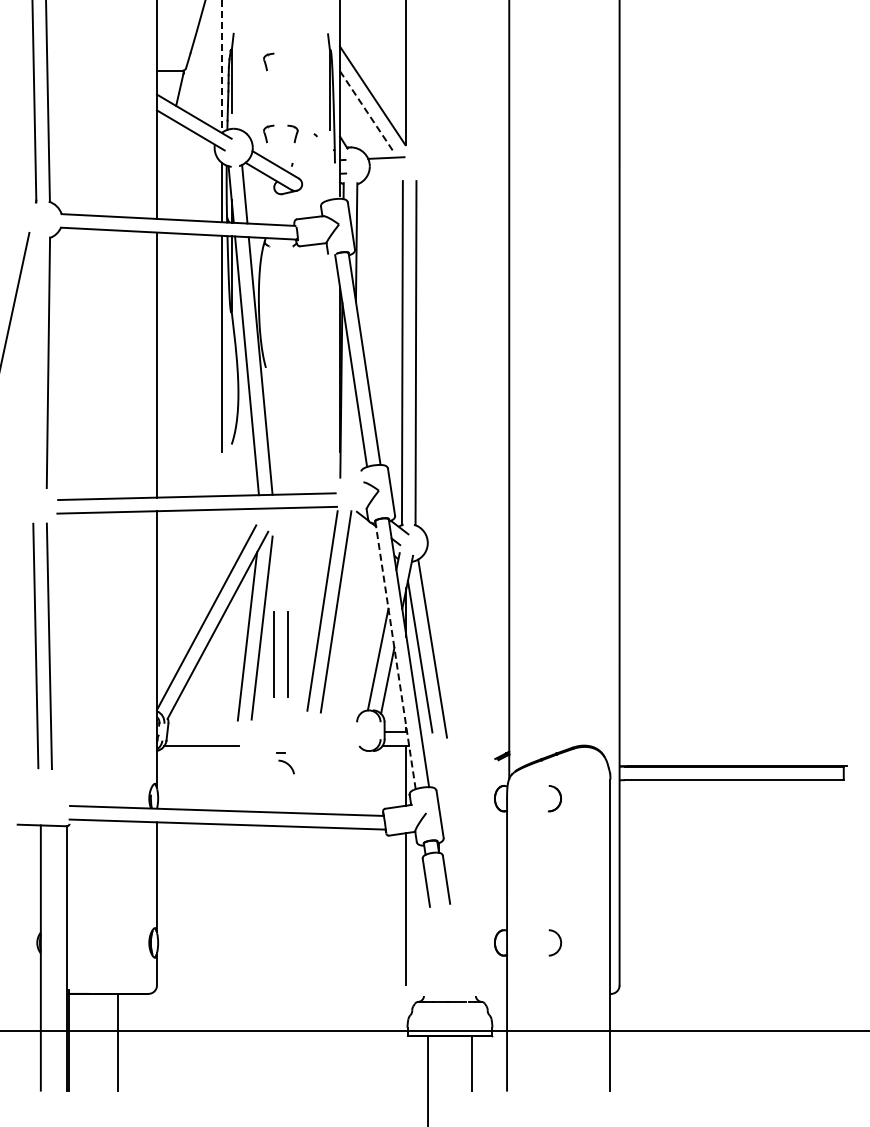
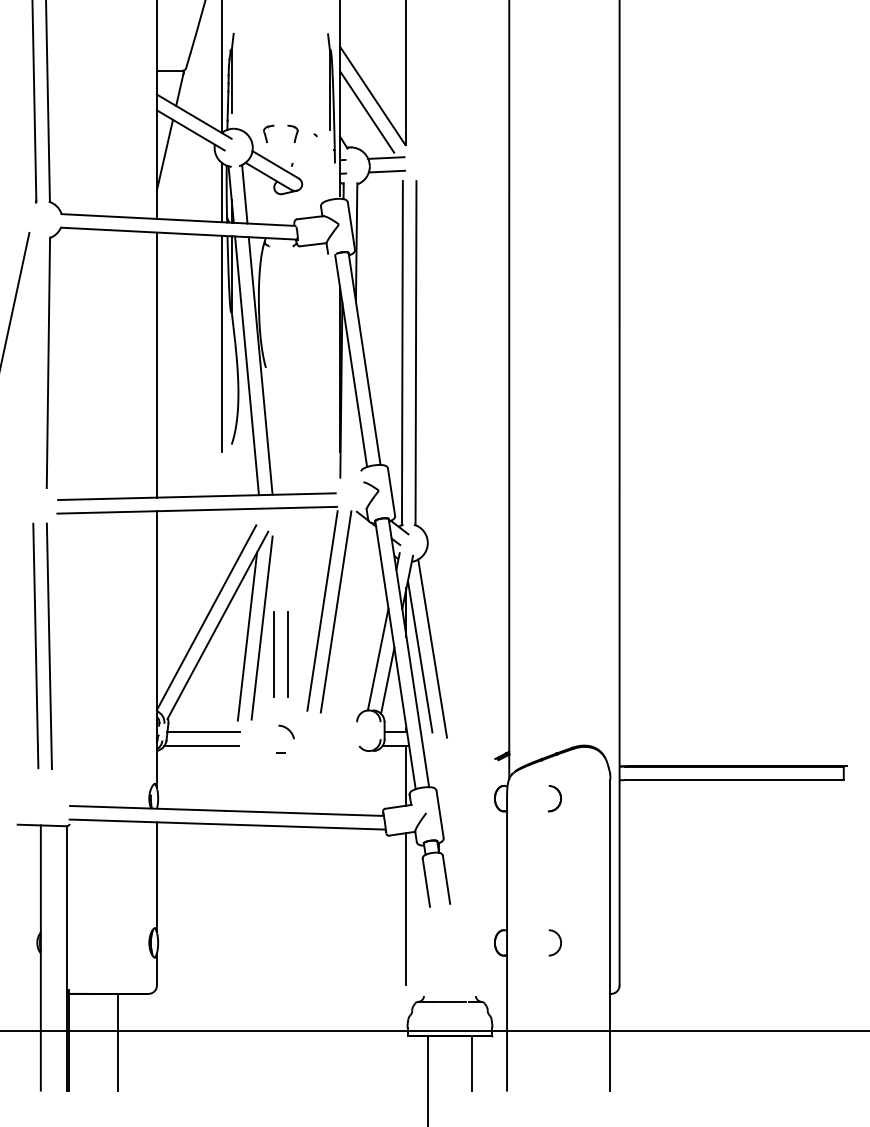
part: present -> none (268, 61)
line: dashed -> solid (221, 67)
line: dashed -> solid (367, 111)
line: none -> present (165, 154)
line: none -> present (386, 171)
line: dashed -> solid (395, 655)
line: none -> present (203, 732)
curve position: (286, 764) -> (286, 729) (286, 729)
